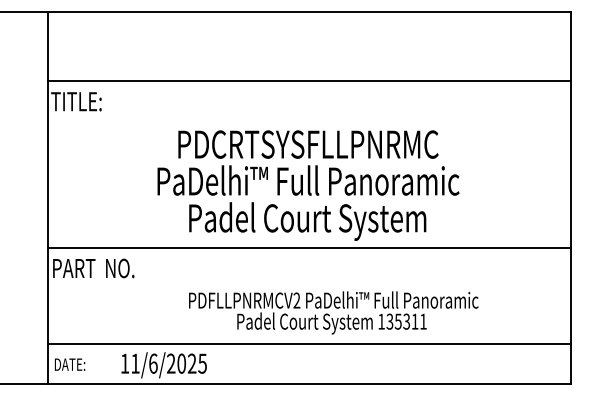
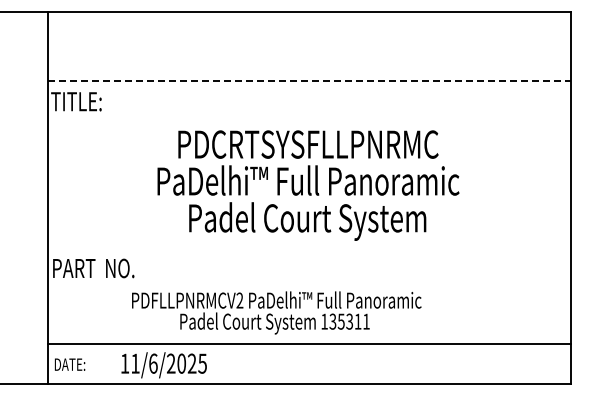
line: solid -> dashed (309, 81)
line: present -> none (309, 247)
text position: (333, 312) -> (276, 312) (276, 312)
